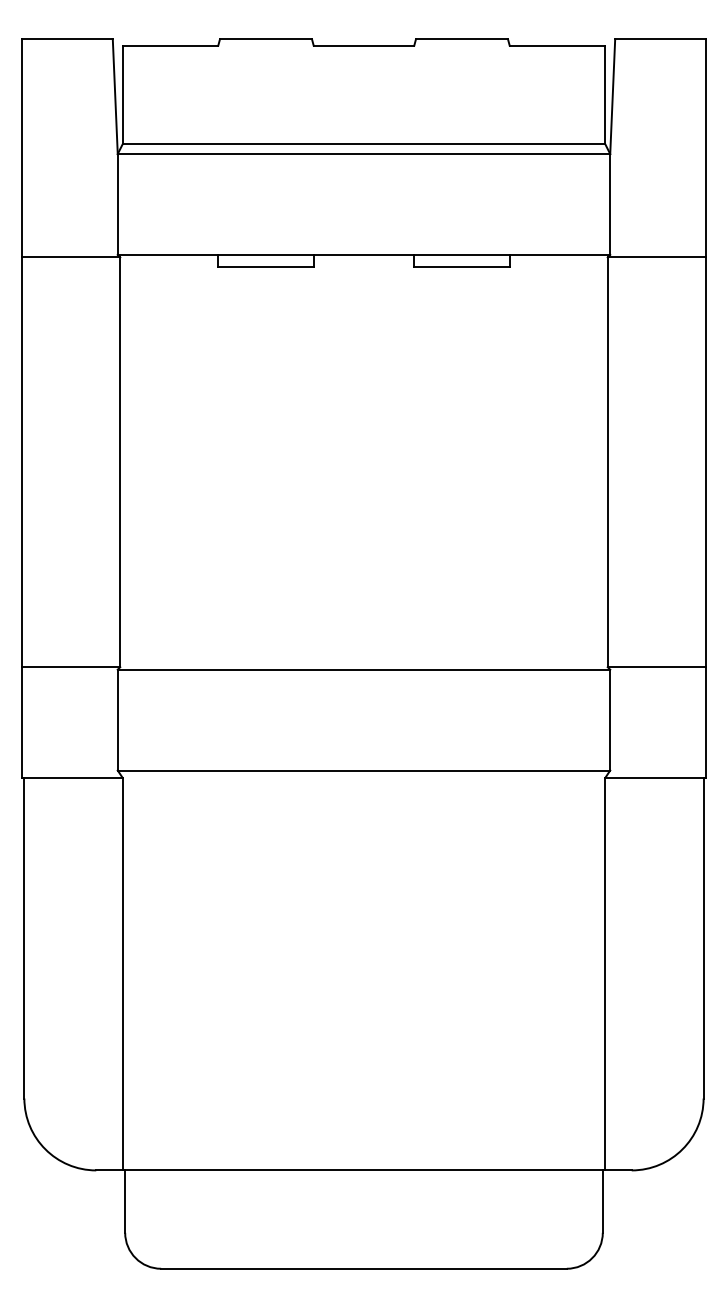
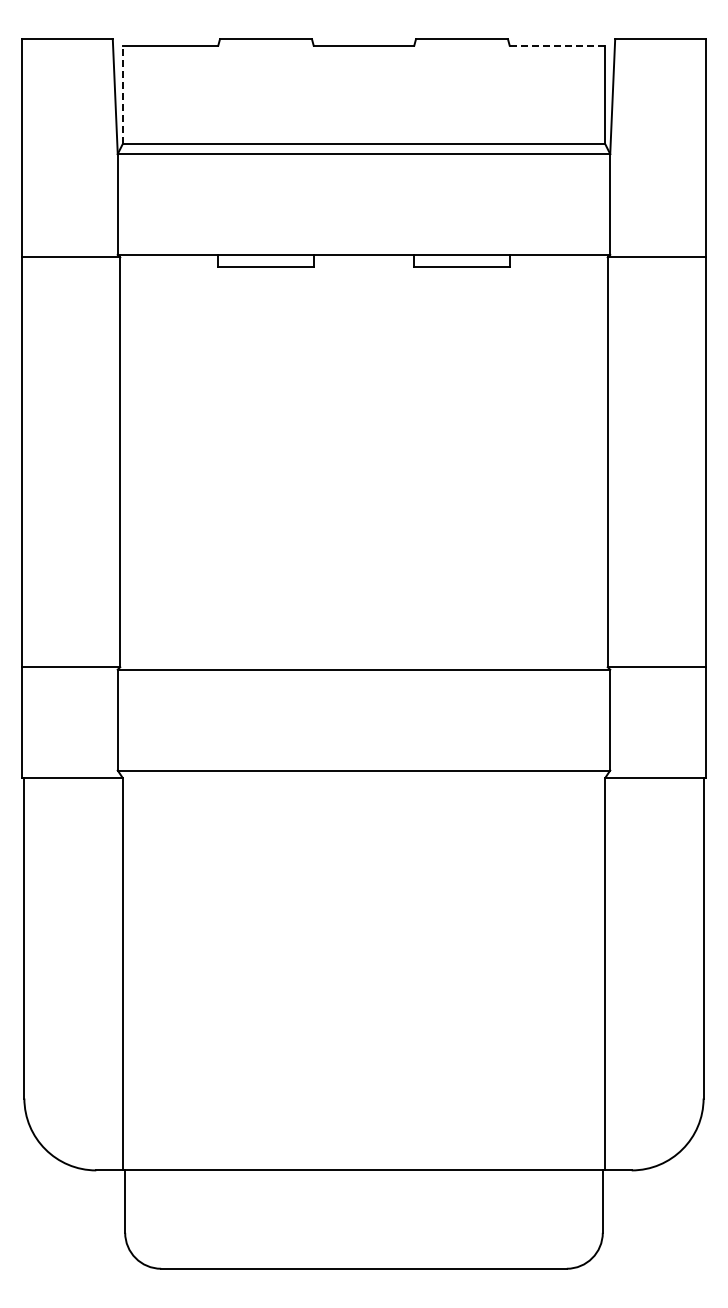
line: solid -> dashed (557, 45)
line: solid -> dashed (122, 94)
